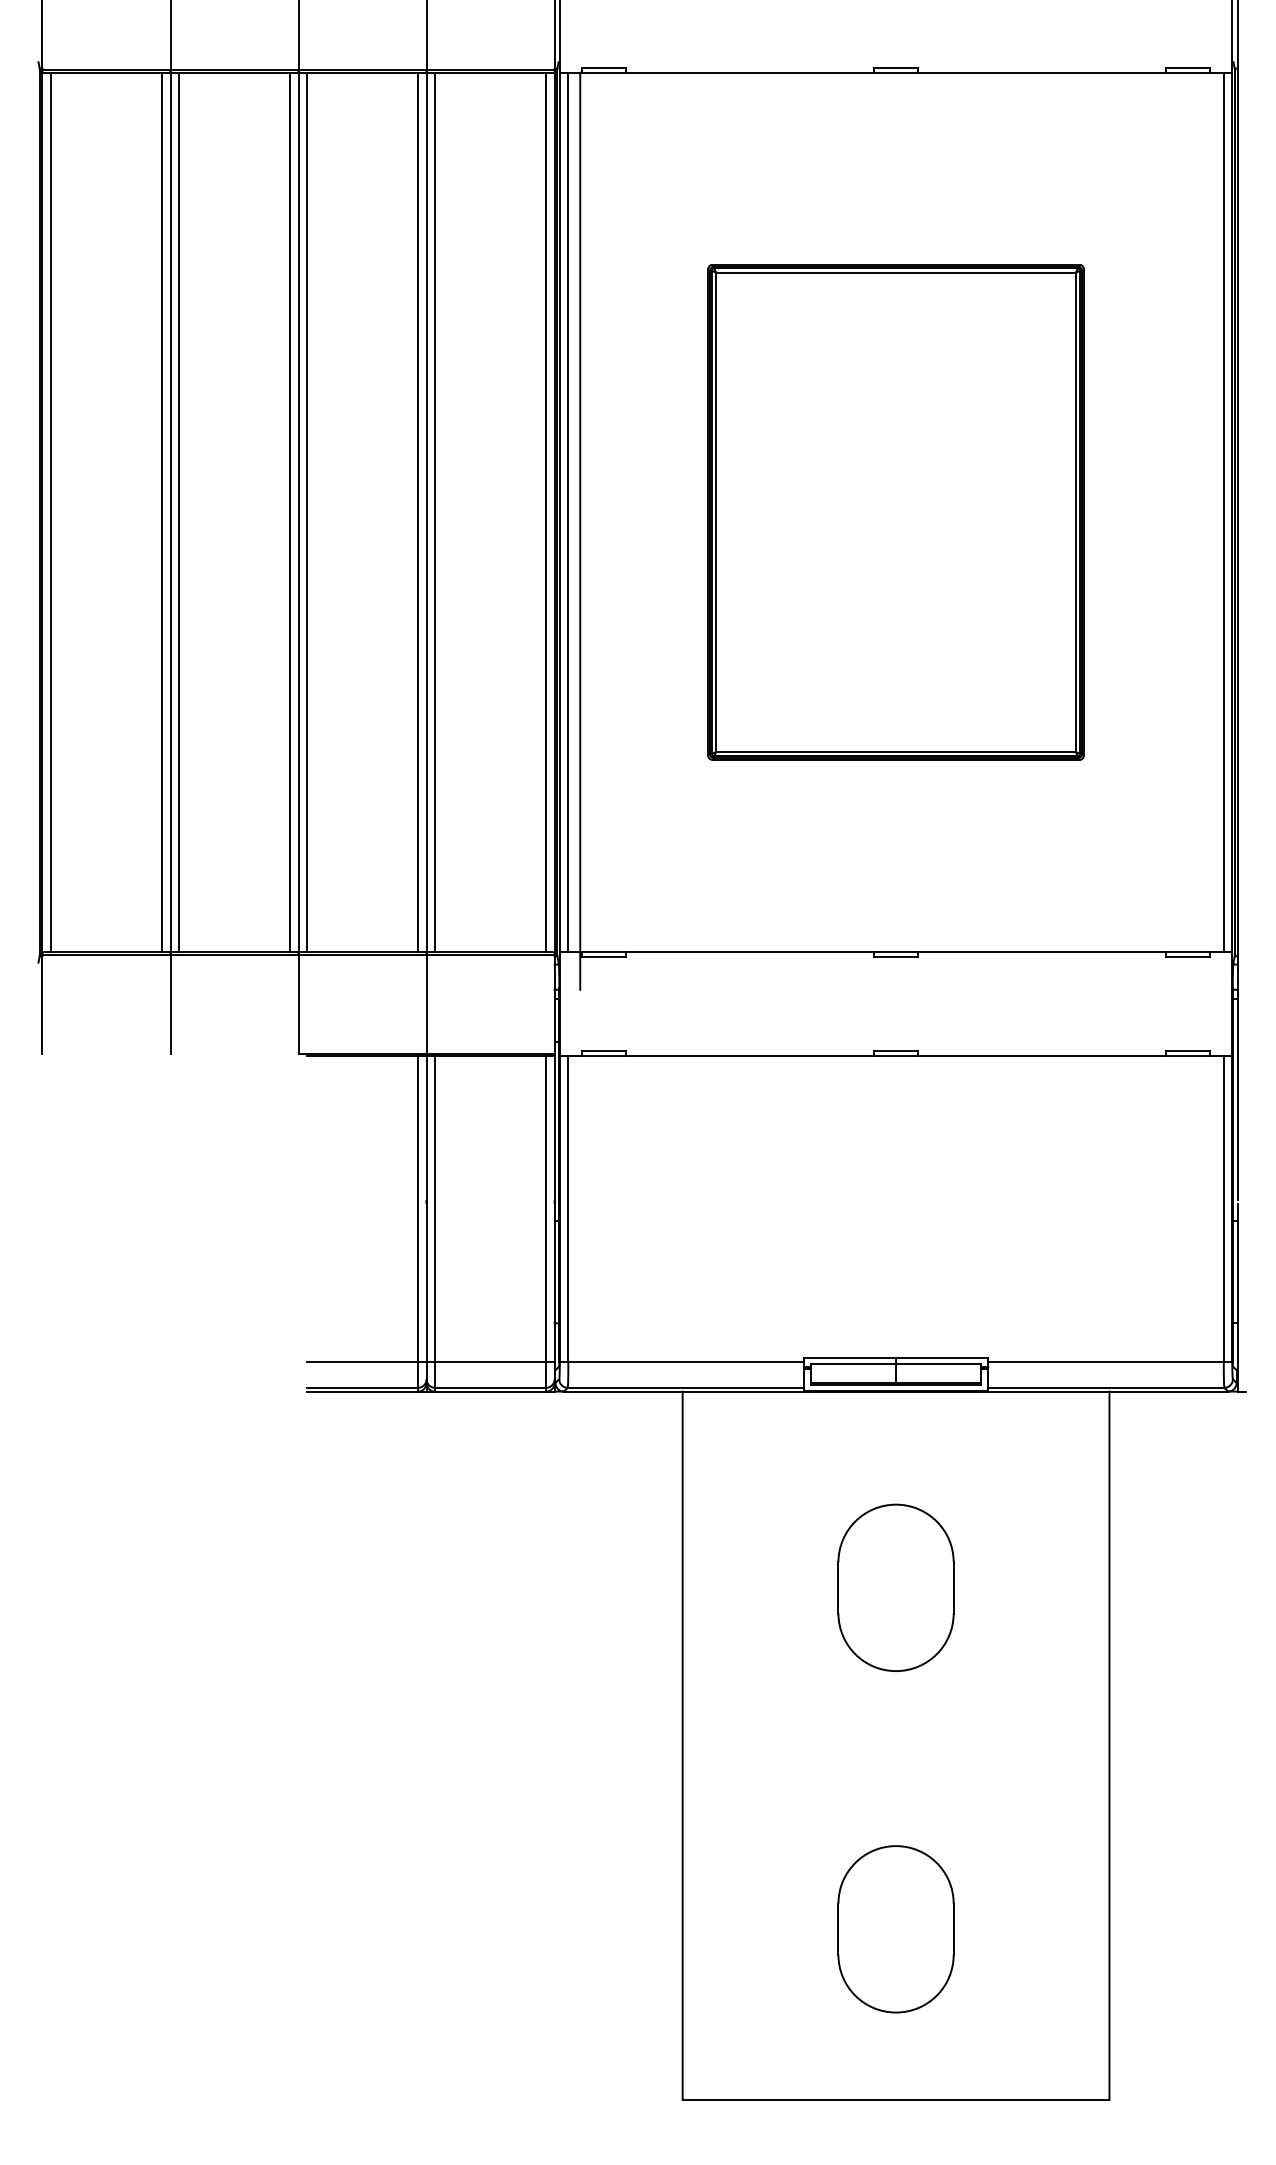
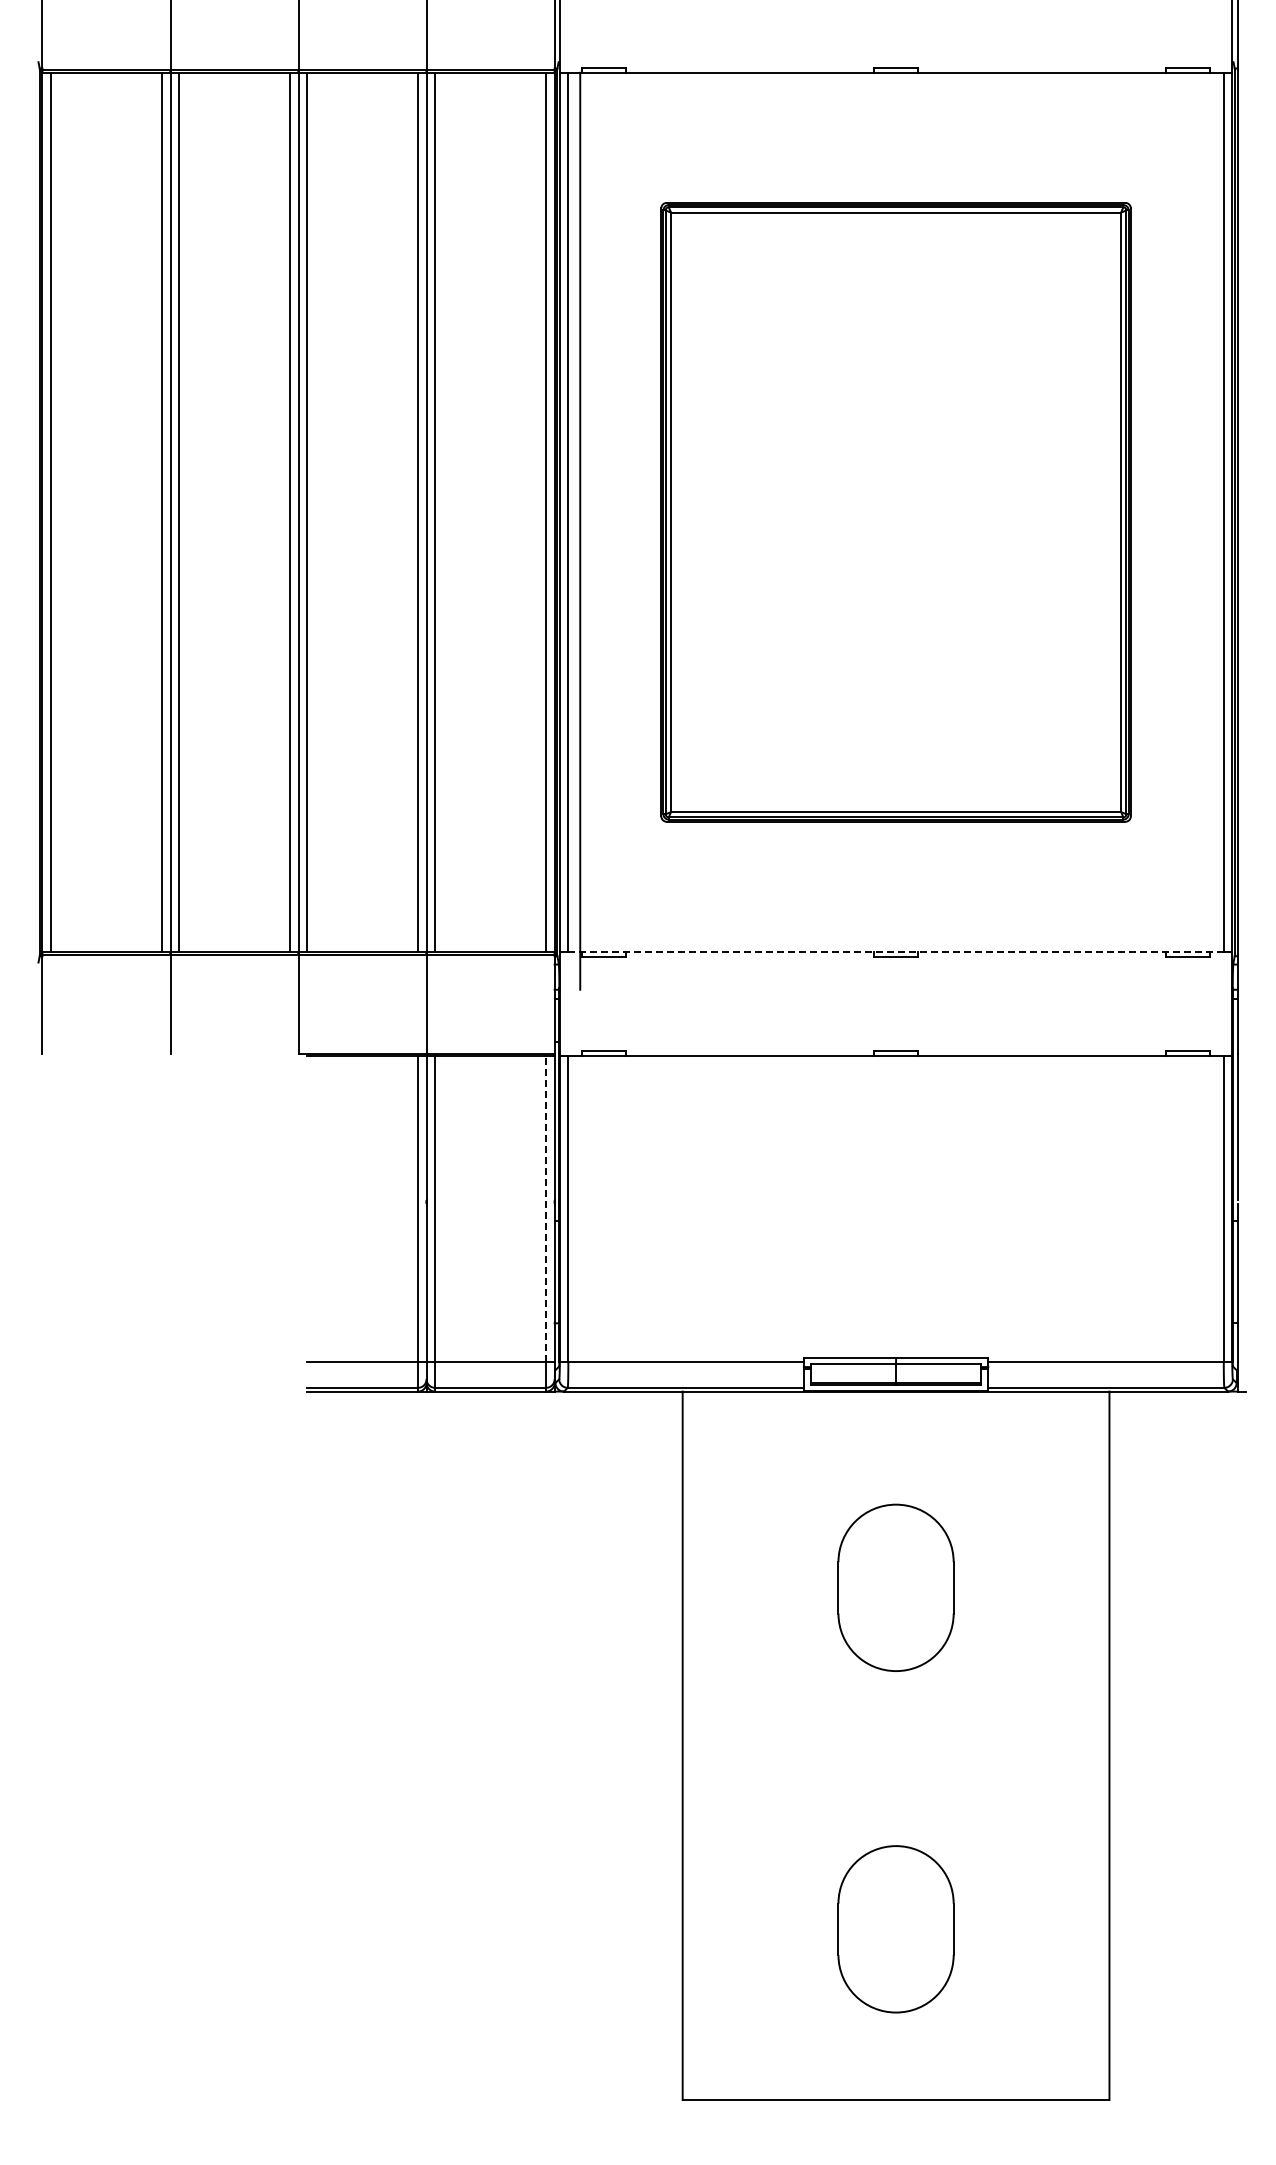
part size: 378x497 px -> 472x621 px (895, 512)
line: solid -> dashed (896, 951)
line: solid -> dashed (546, 1208)
